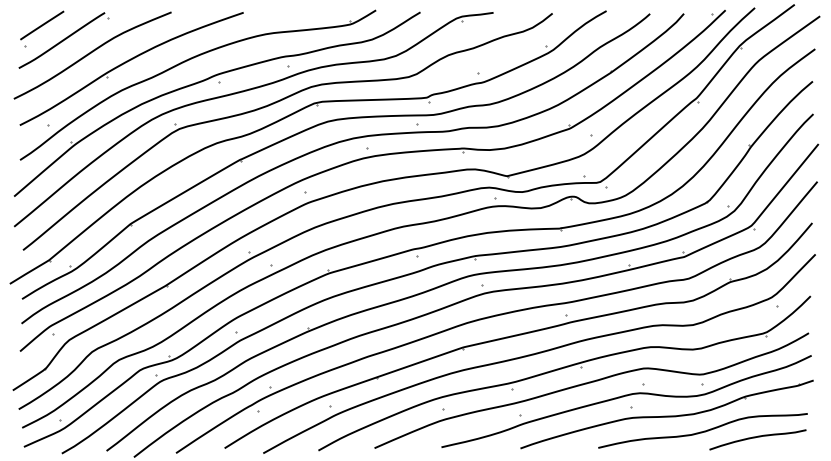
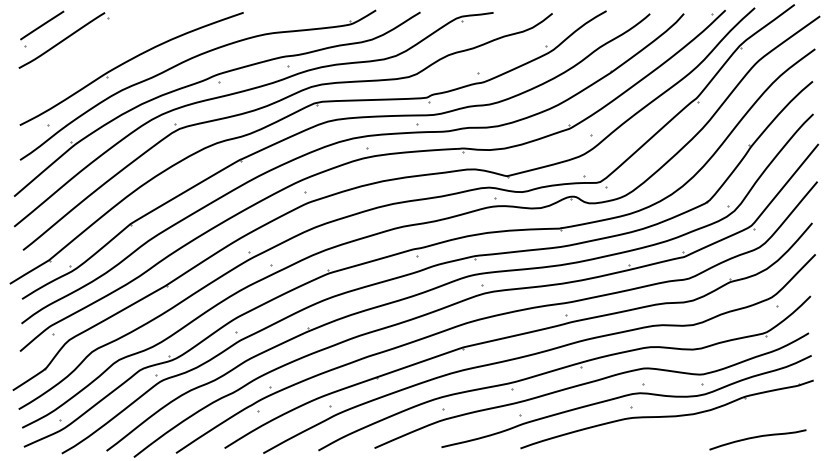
curve: present -> none (91, 53)
curve: present -> none (702, 431)
